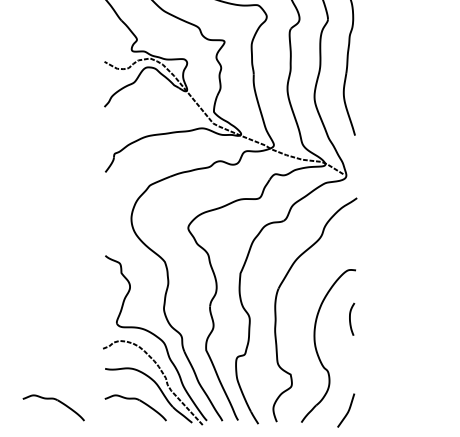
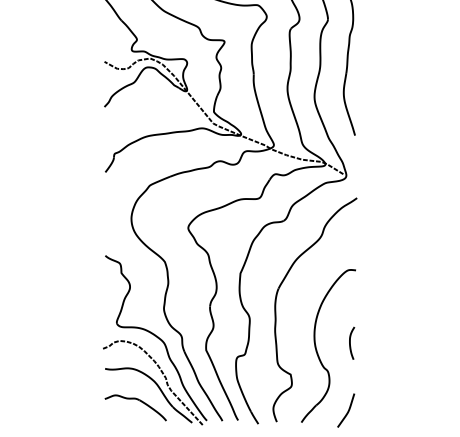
curve position: (350, 318) -> (350, 342) (350, 342)
part: present -> none (57, 401)
